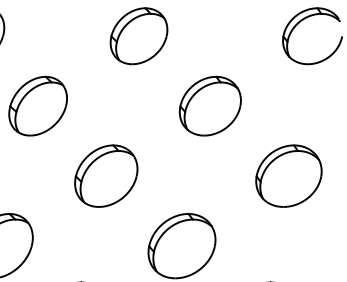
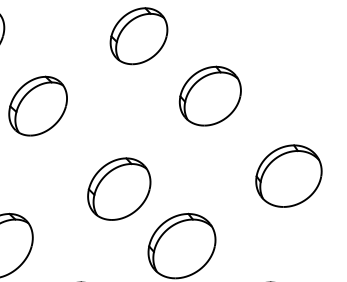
part: present -> none (303, 20)
part position: (209, 105) -> (209, 95) (209, 95)
part position: (106, 175) -> (119, 188) (119, 188)
